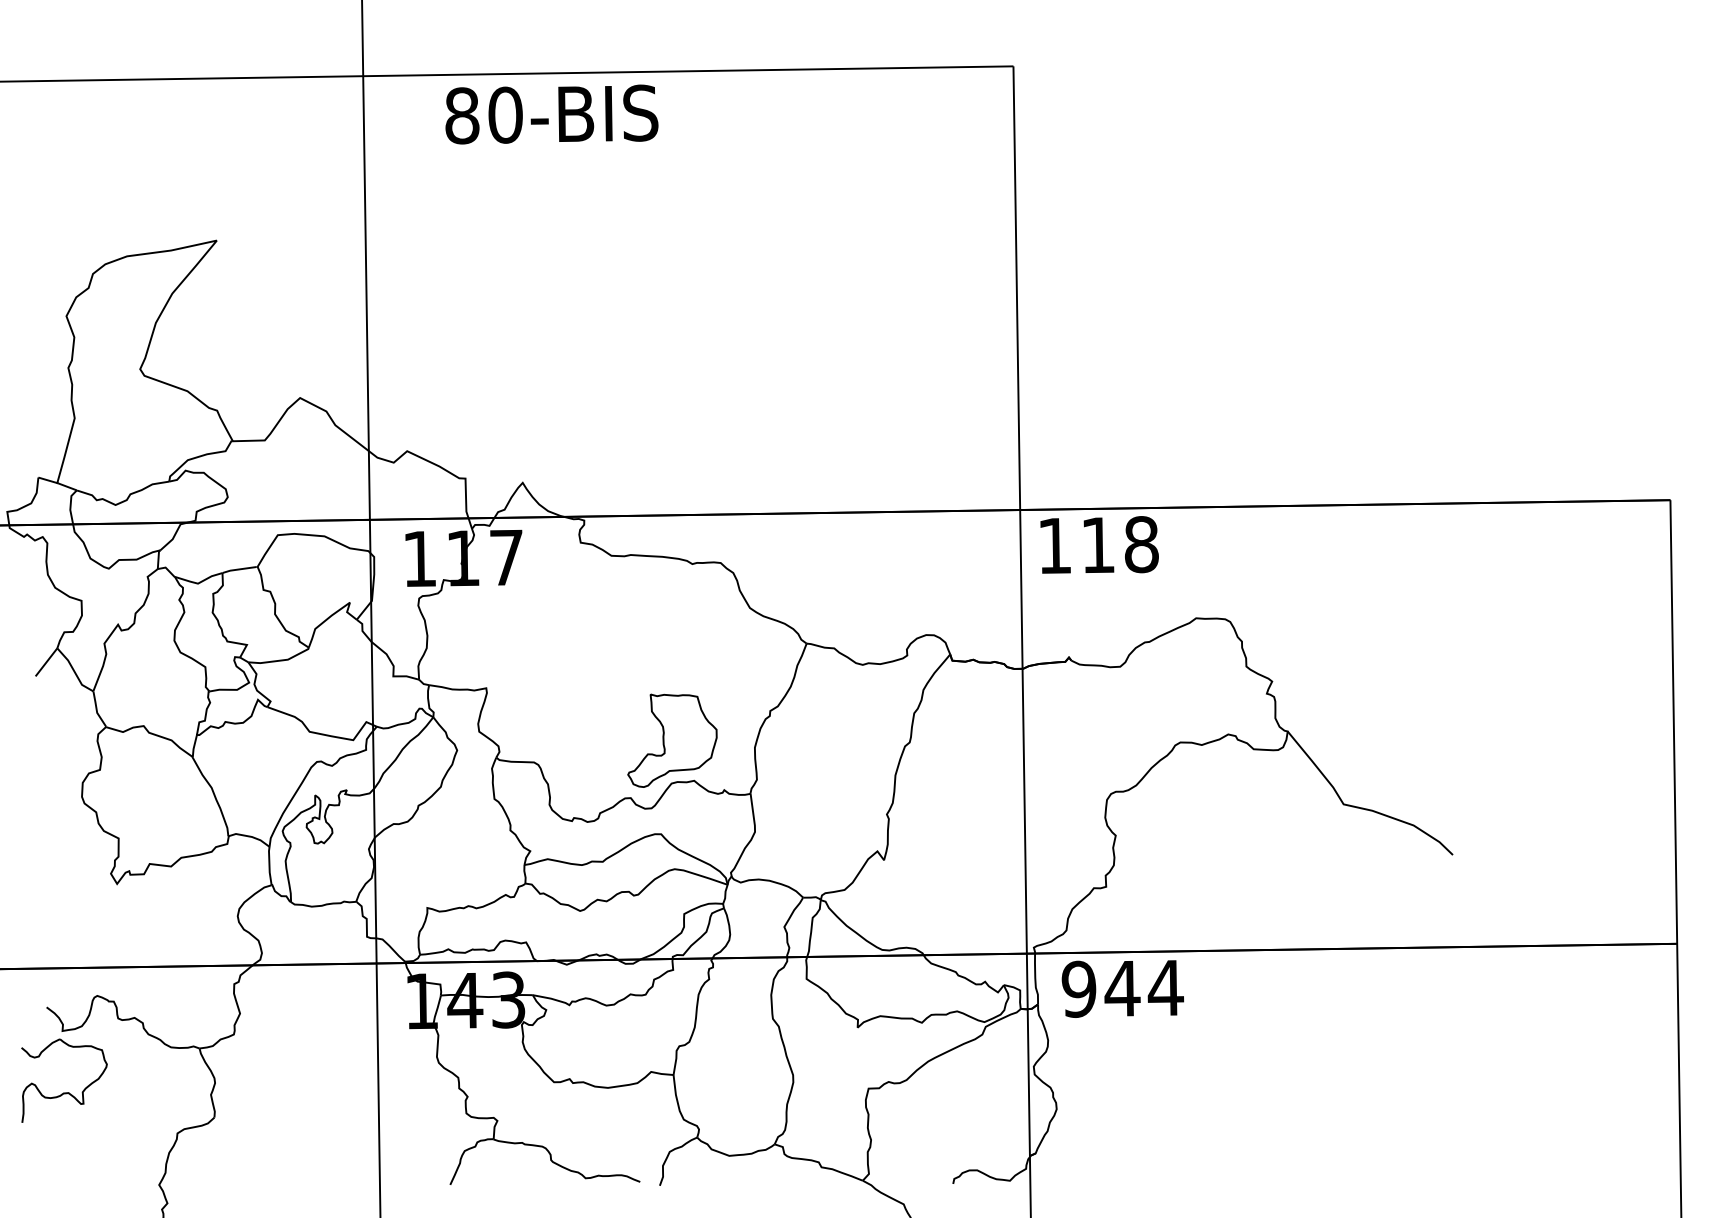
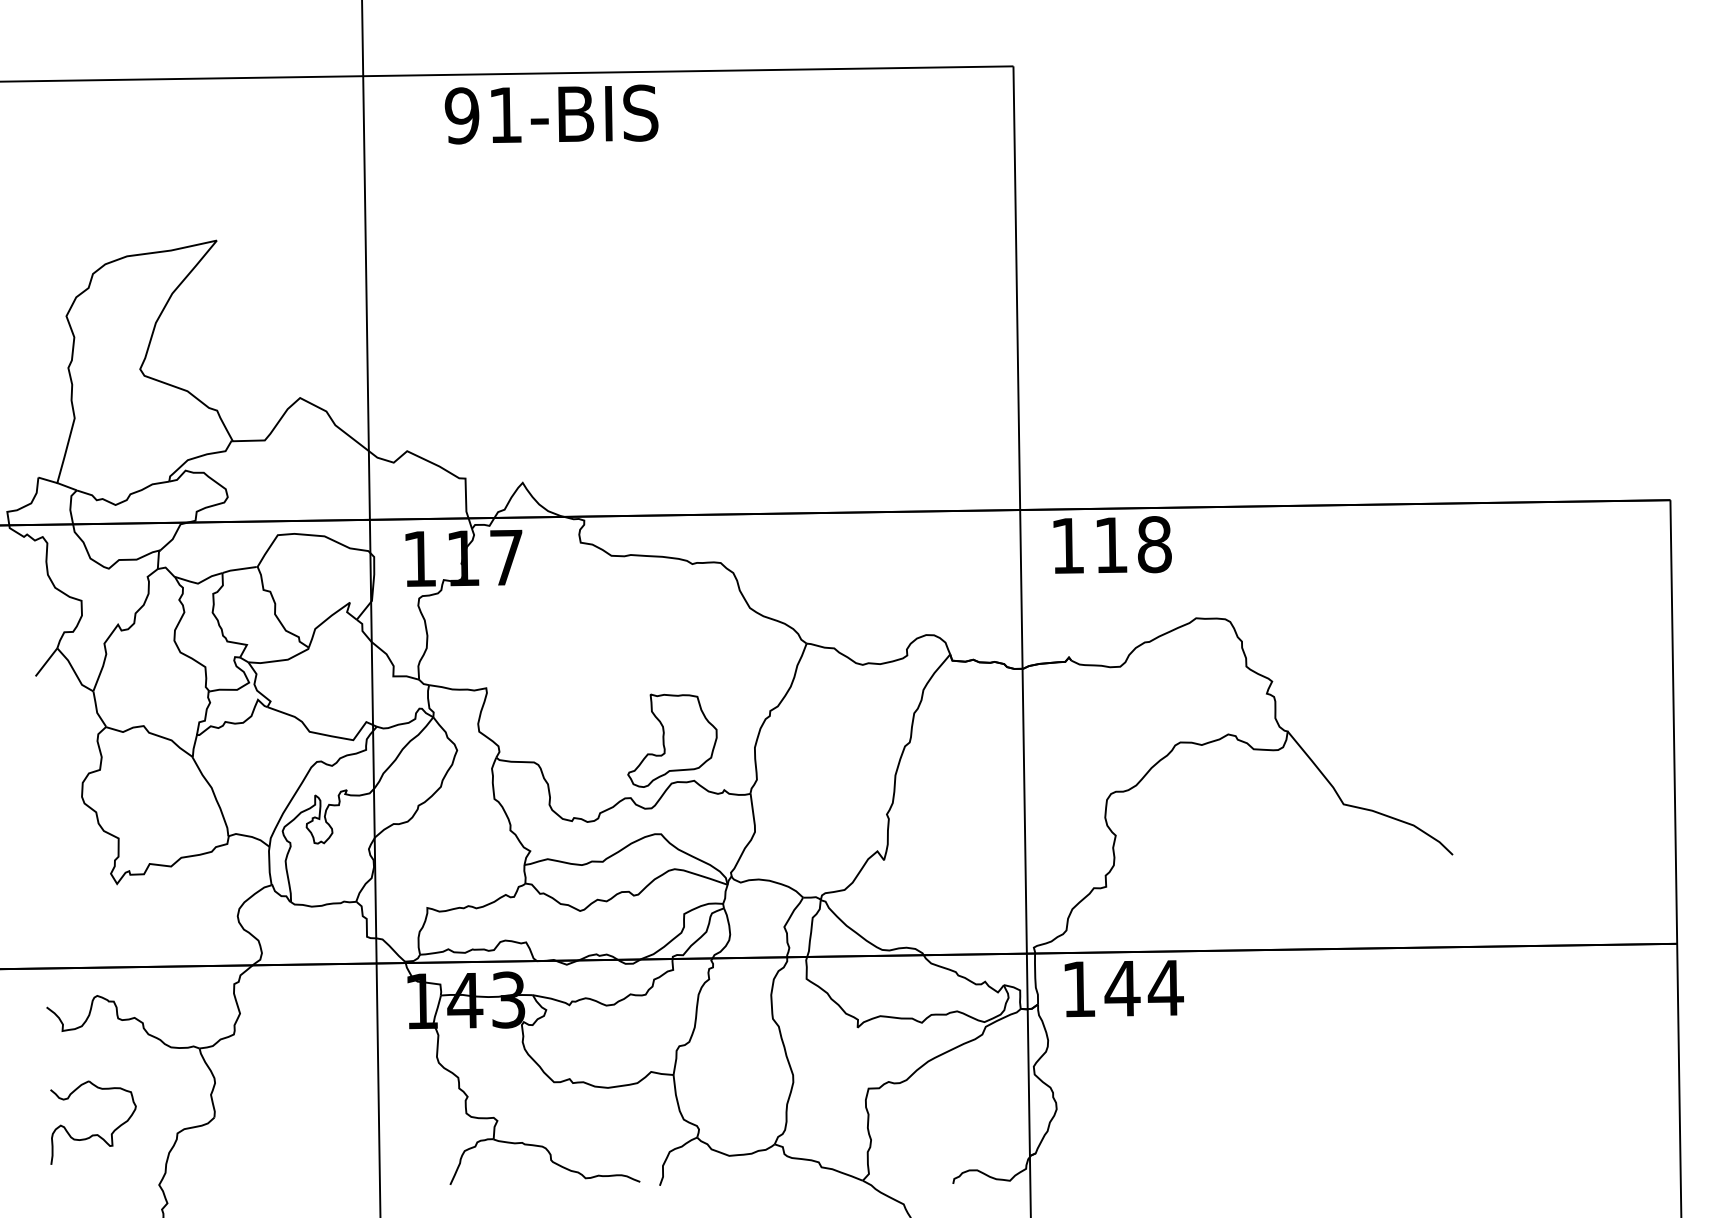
text: 80-BIS -> 91-BIS (483, 115)
text position: (1099, 544) -> (1112, 544) (1112, 544)
text: 944 -> 144 (1078, 988)
part position: (64, 1092) -> (93, 1134) (93, 1134)
